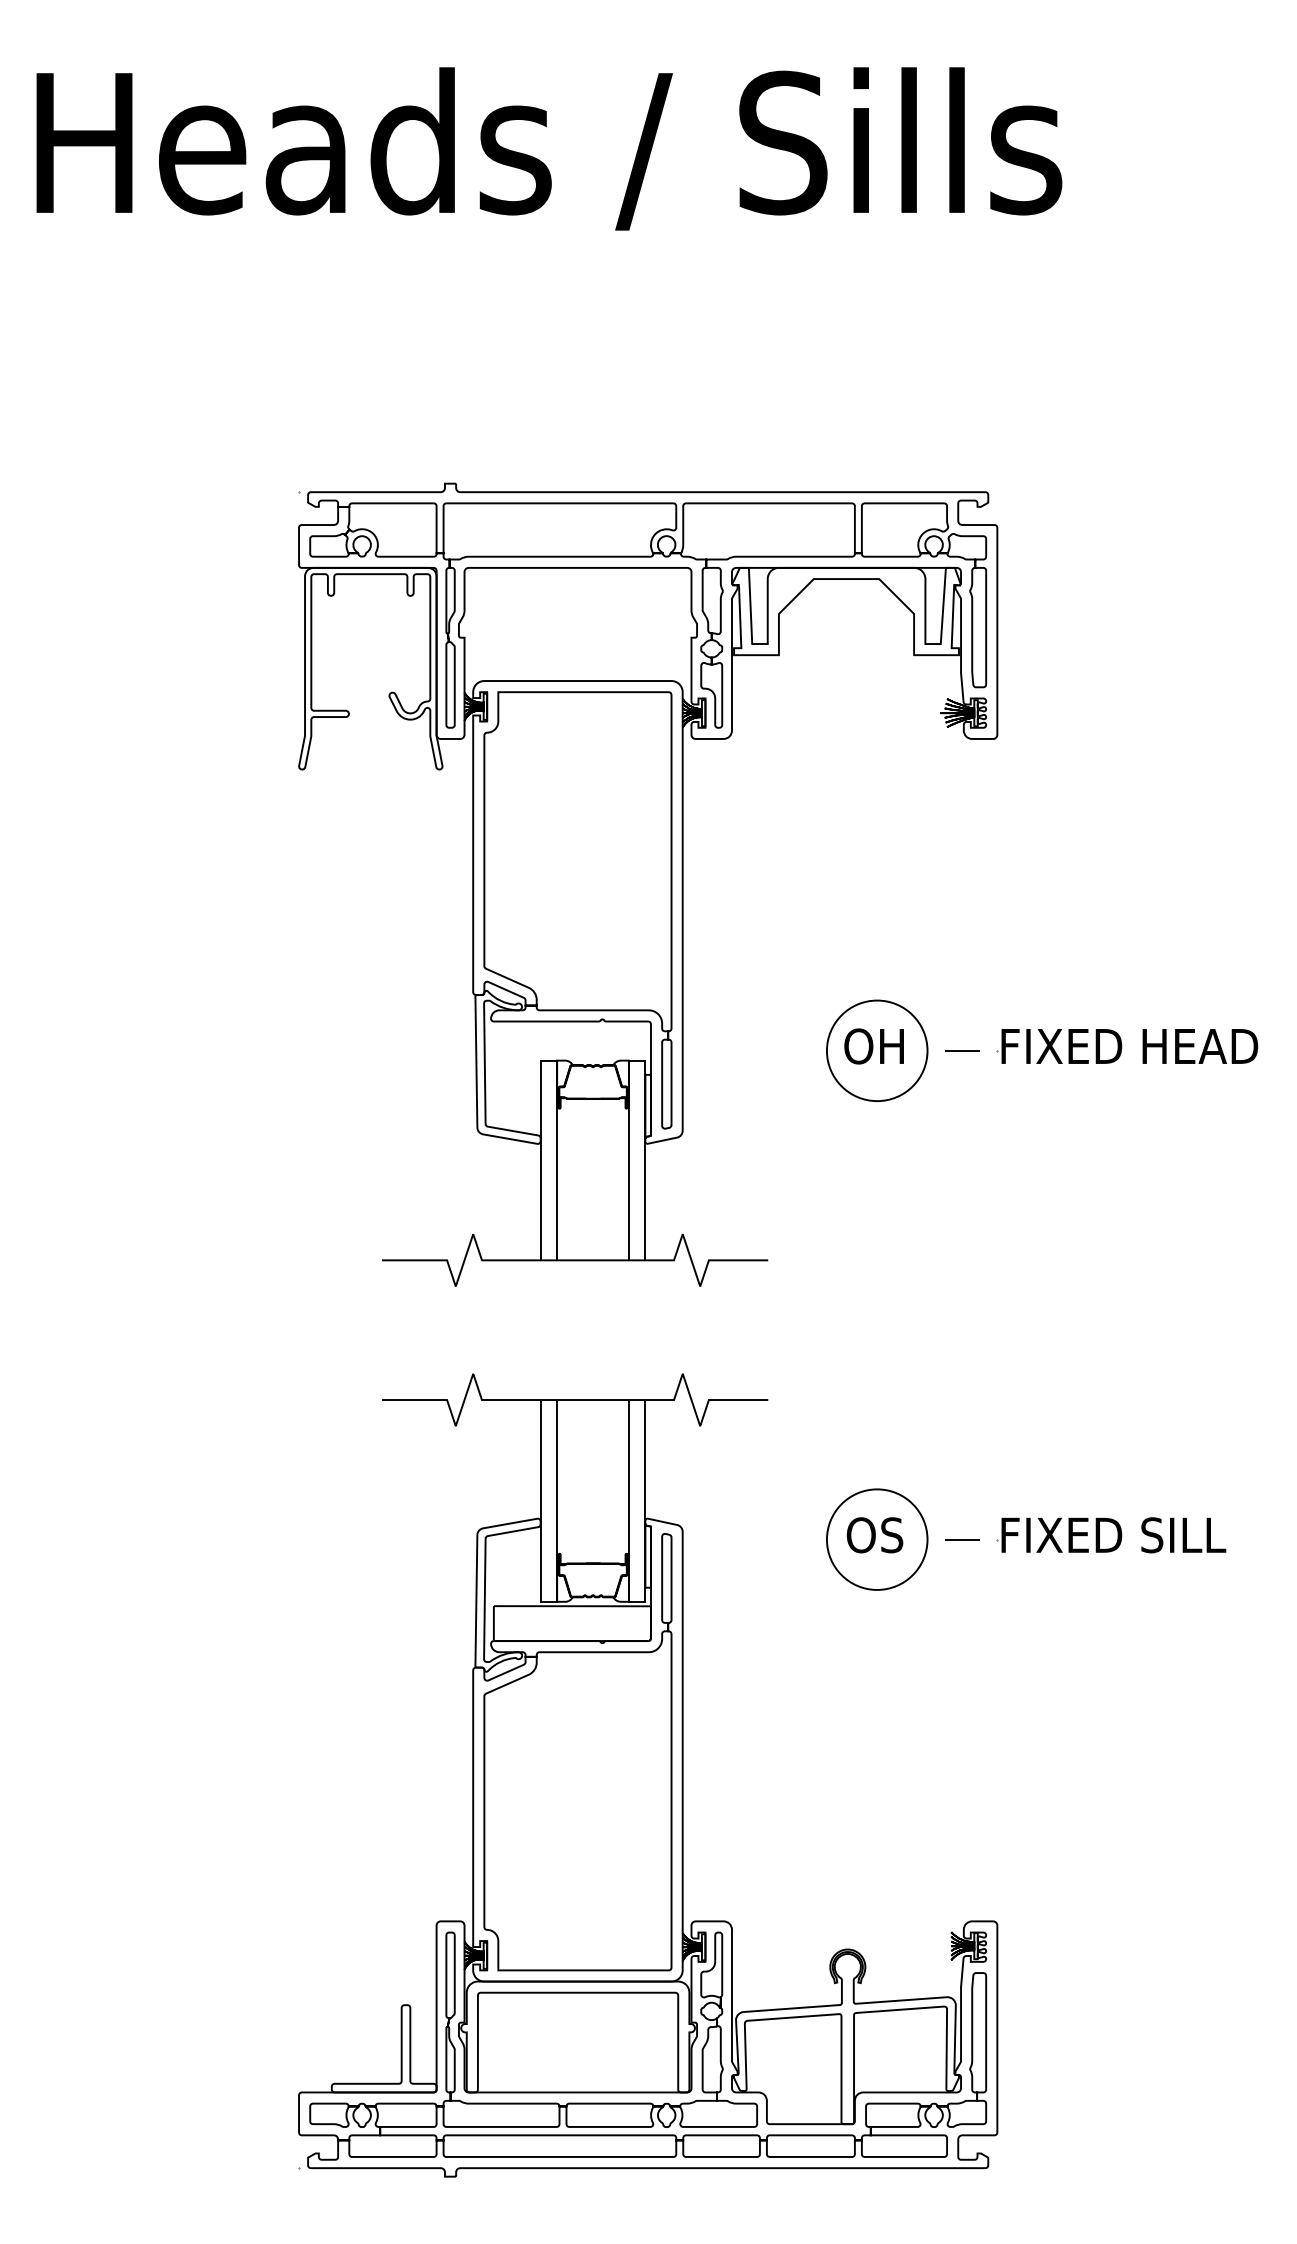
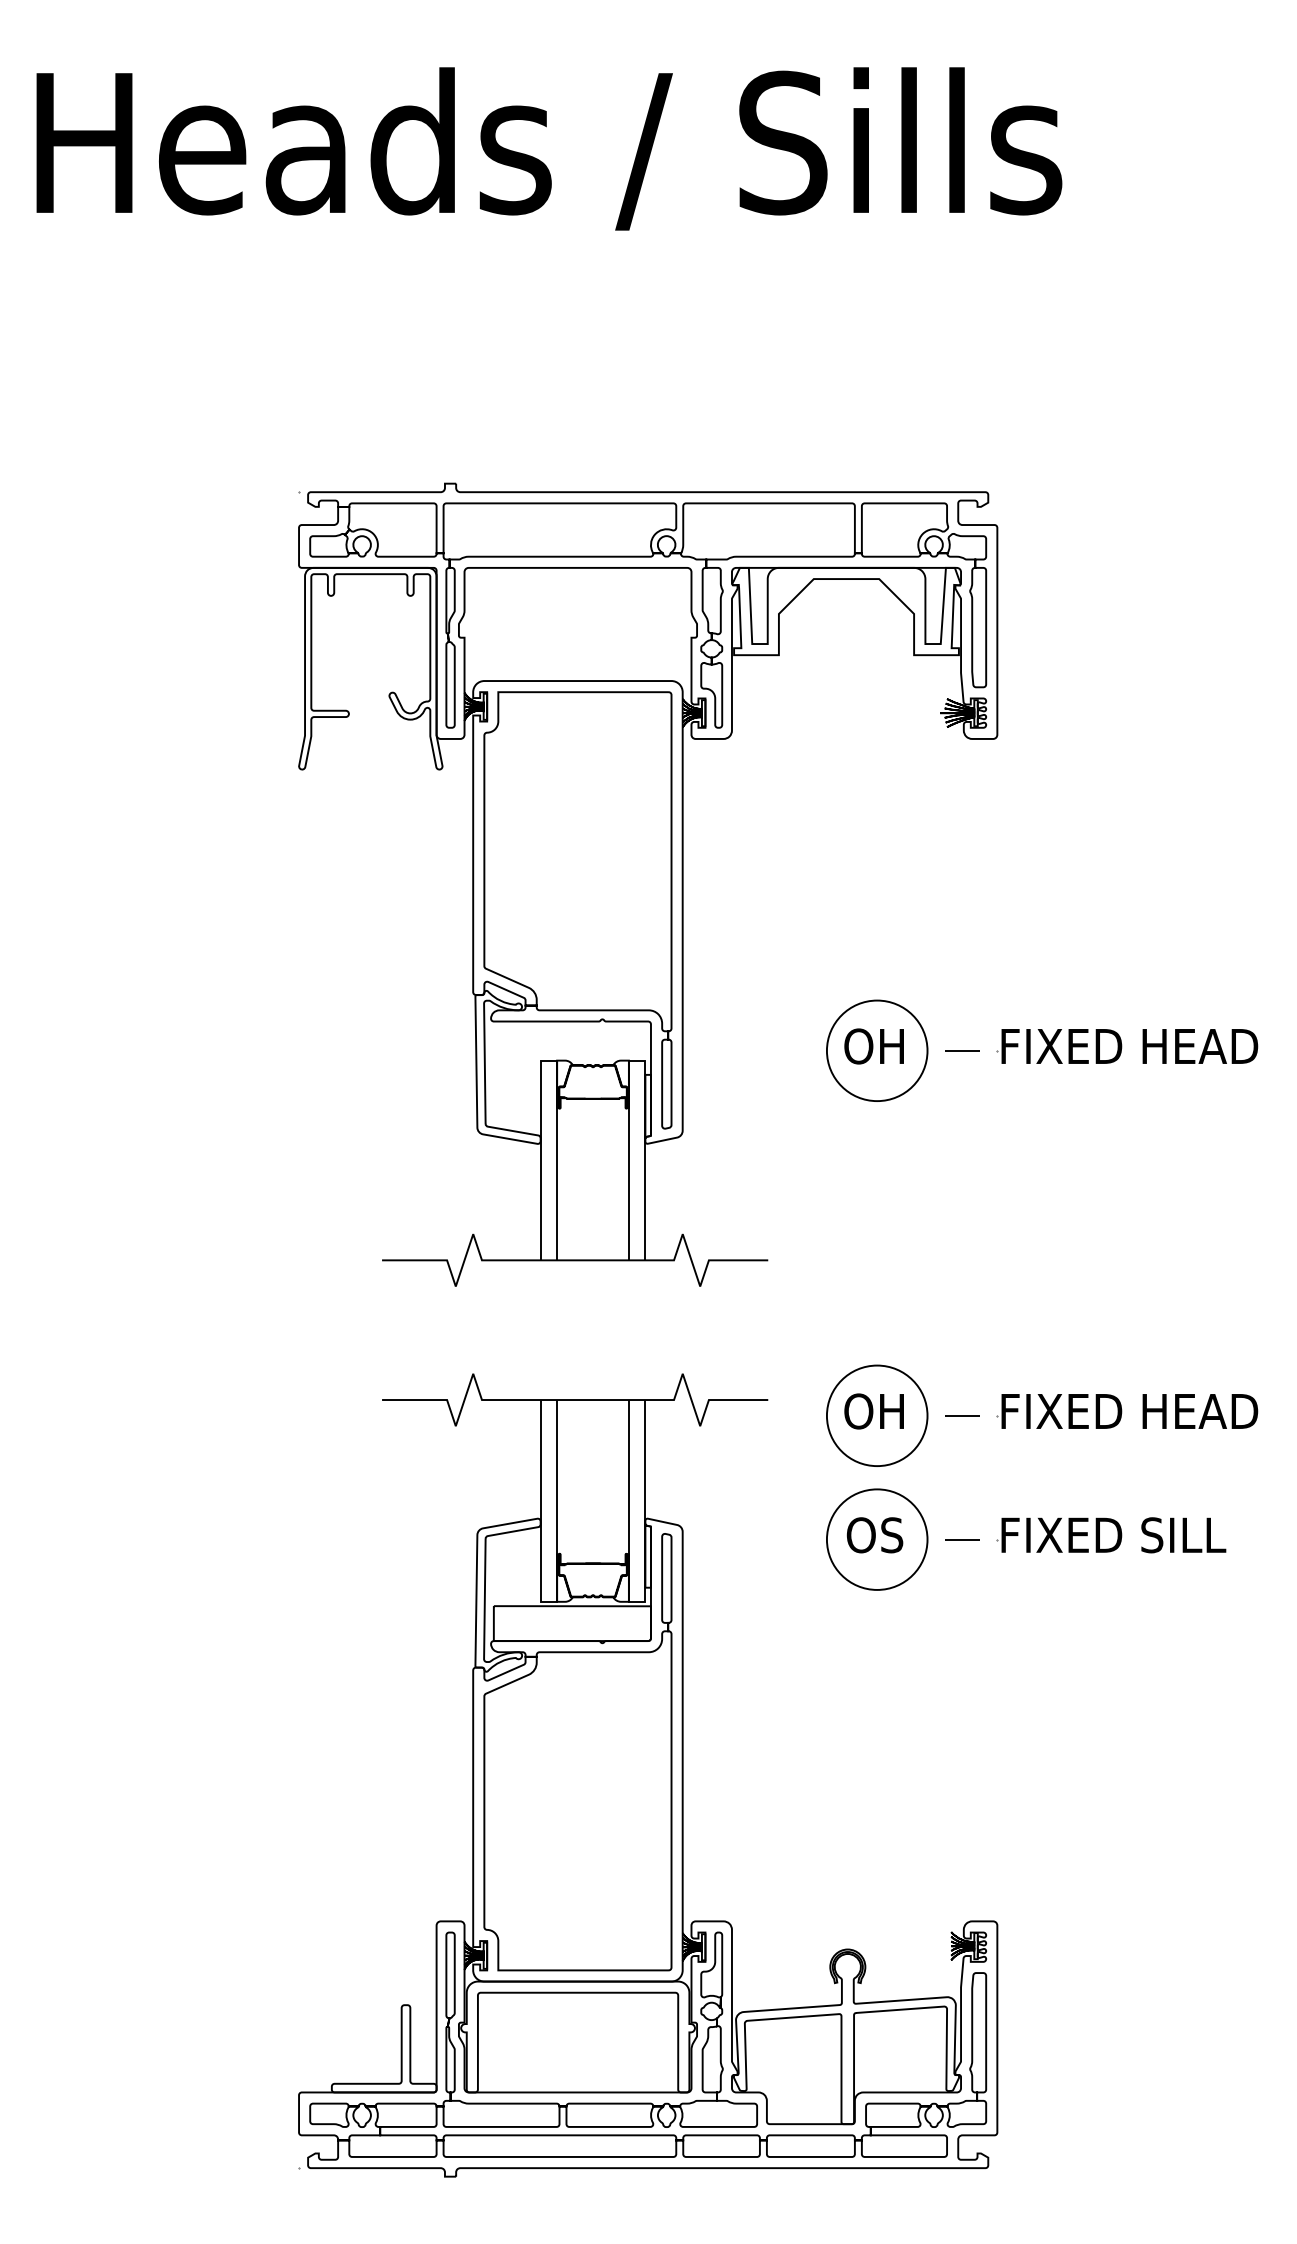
part: none -> present (1042, 1415)
